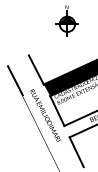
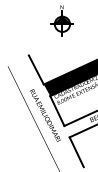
part position: (66, 20) -> (61, 20) (61, 20)
line: present -> none (14, 80)
